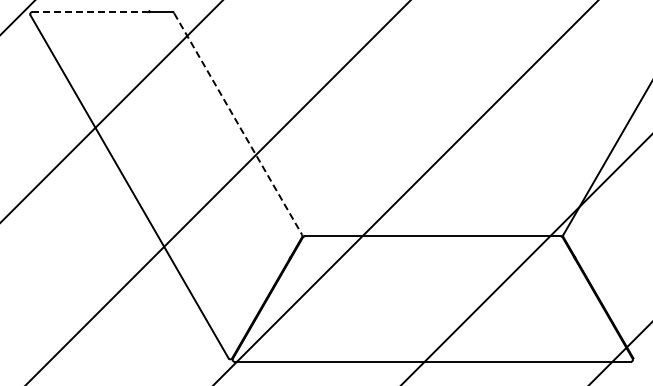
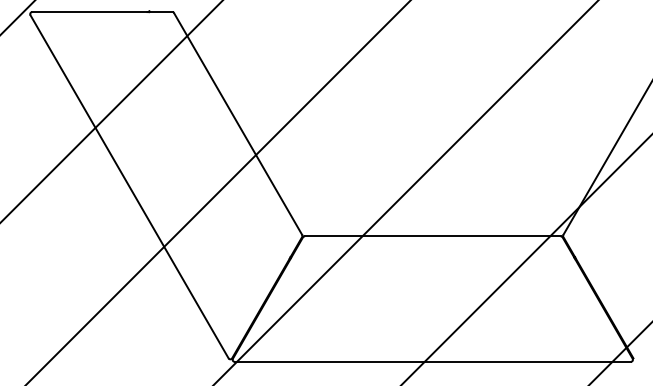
line: dashed -> solid (89, 12)
line: dashed -> solid (238, 124)
